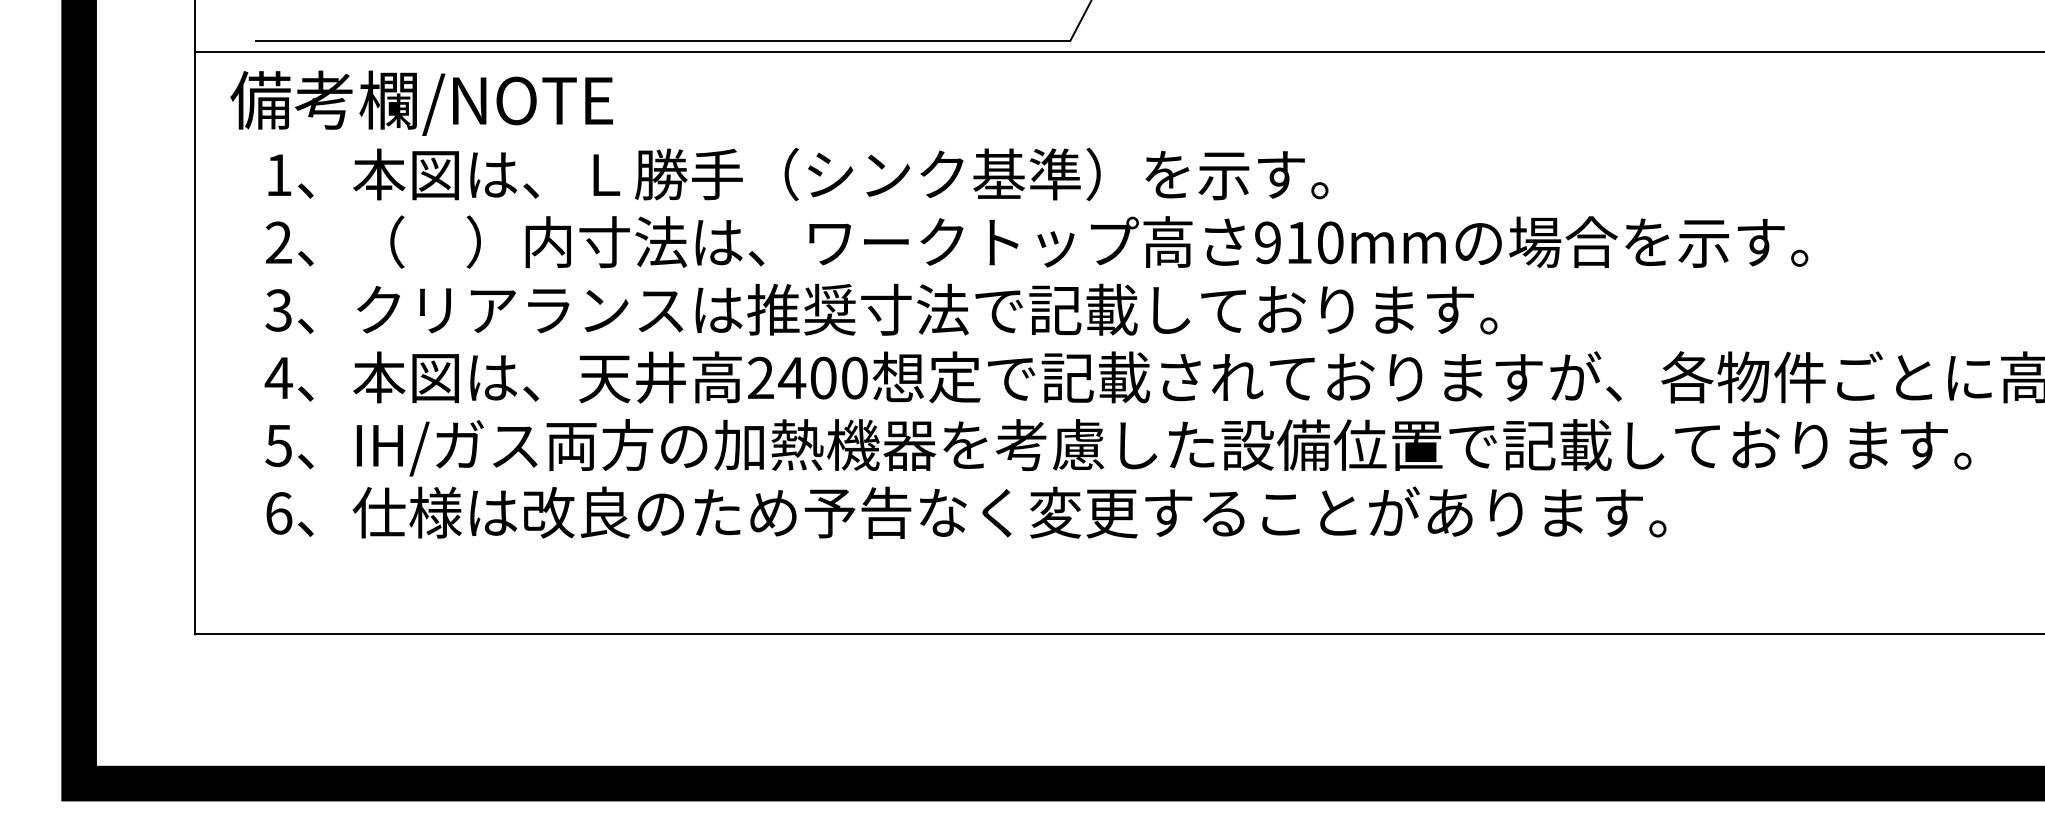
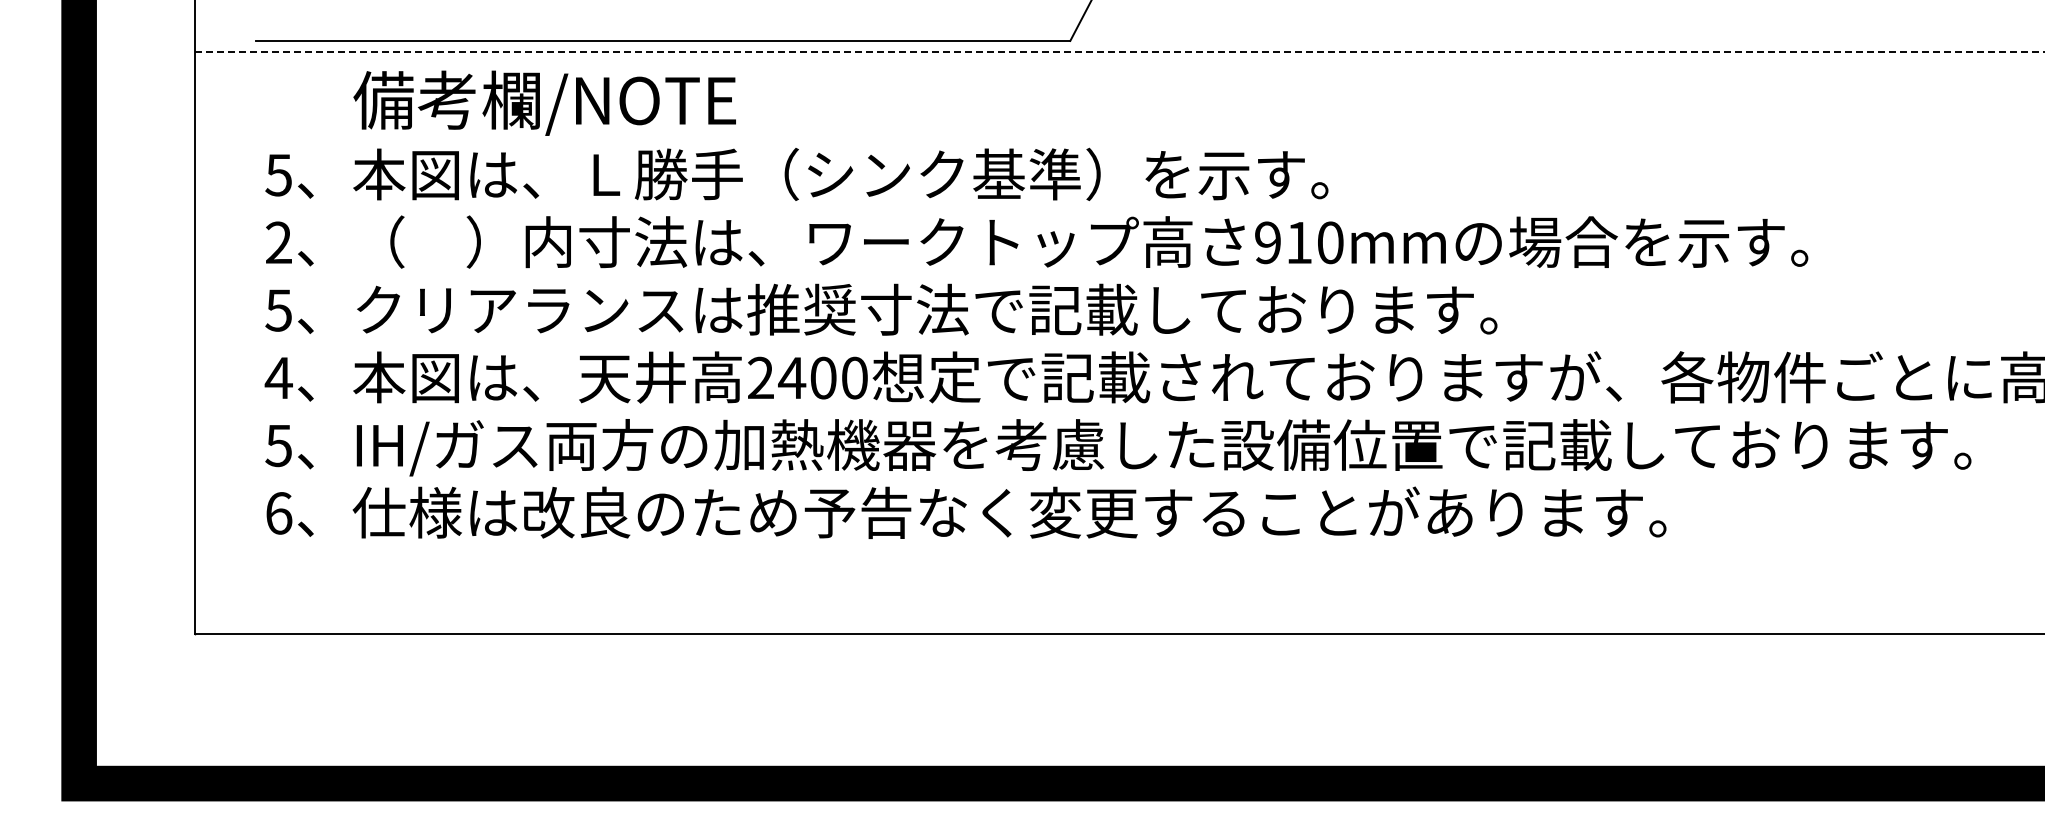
line: solid -> dashed (1120, 52)
text position: (421, 102) -> (544, 102) (544, 102)
text: 1 -> 5 (278, 175)
text: 3 -> 5 (278, 310)
